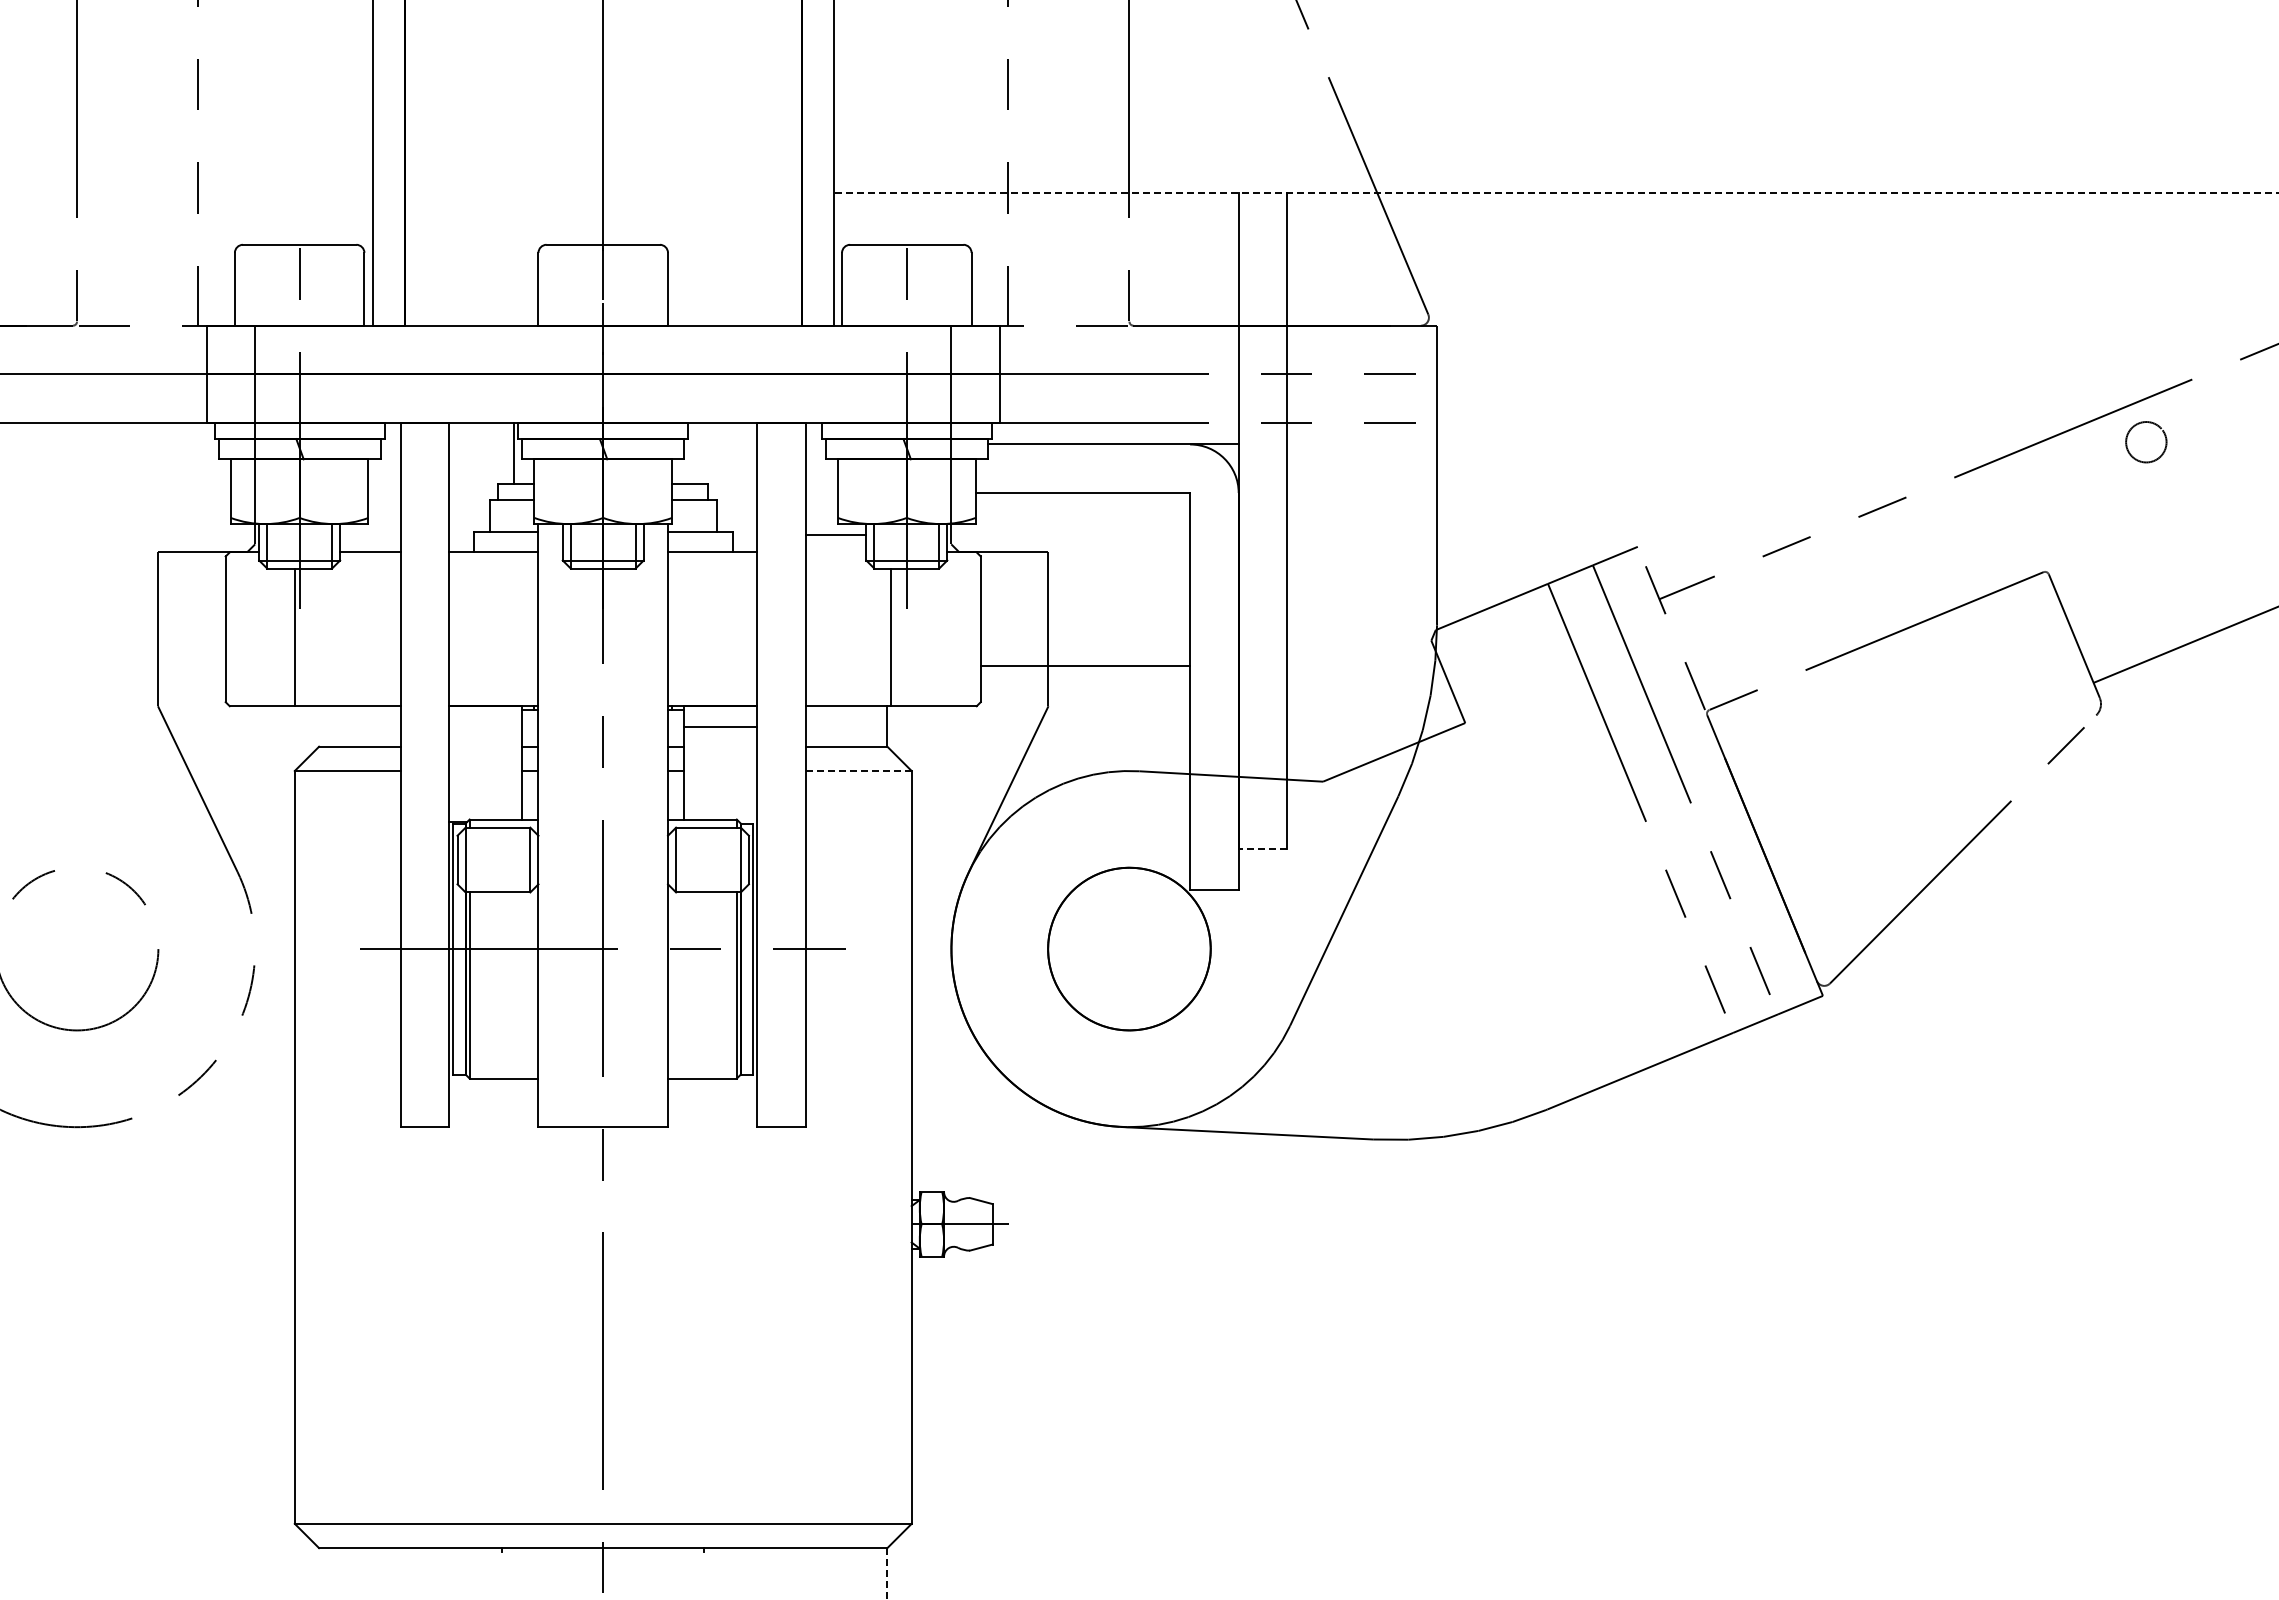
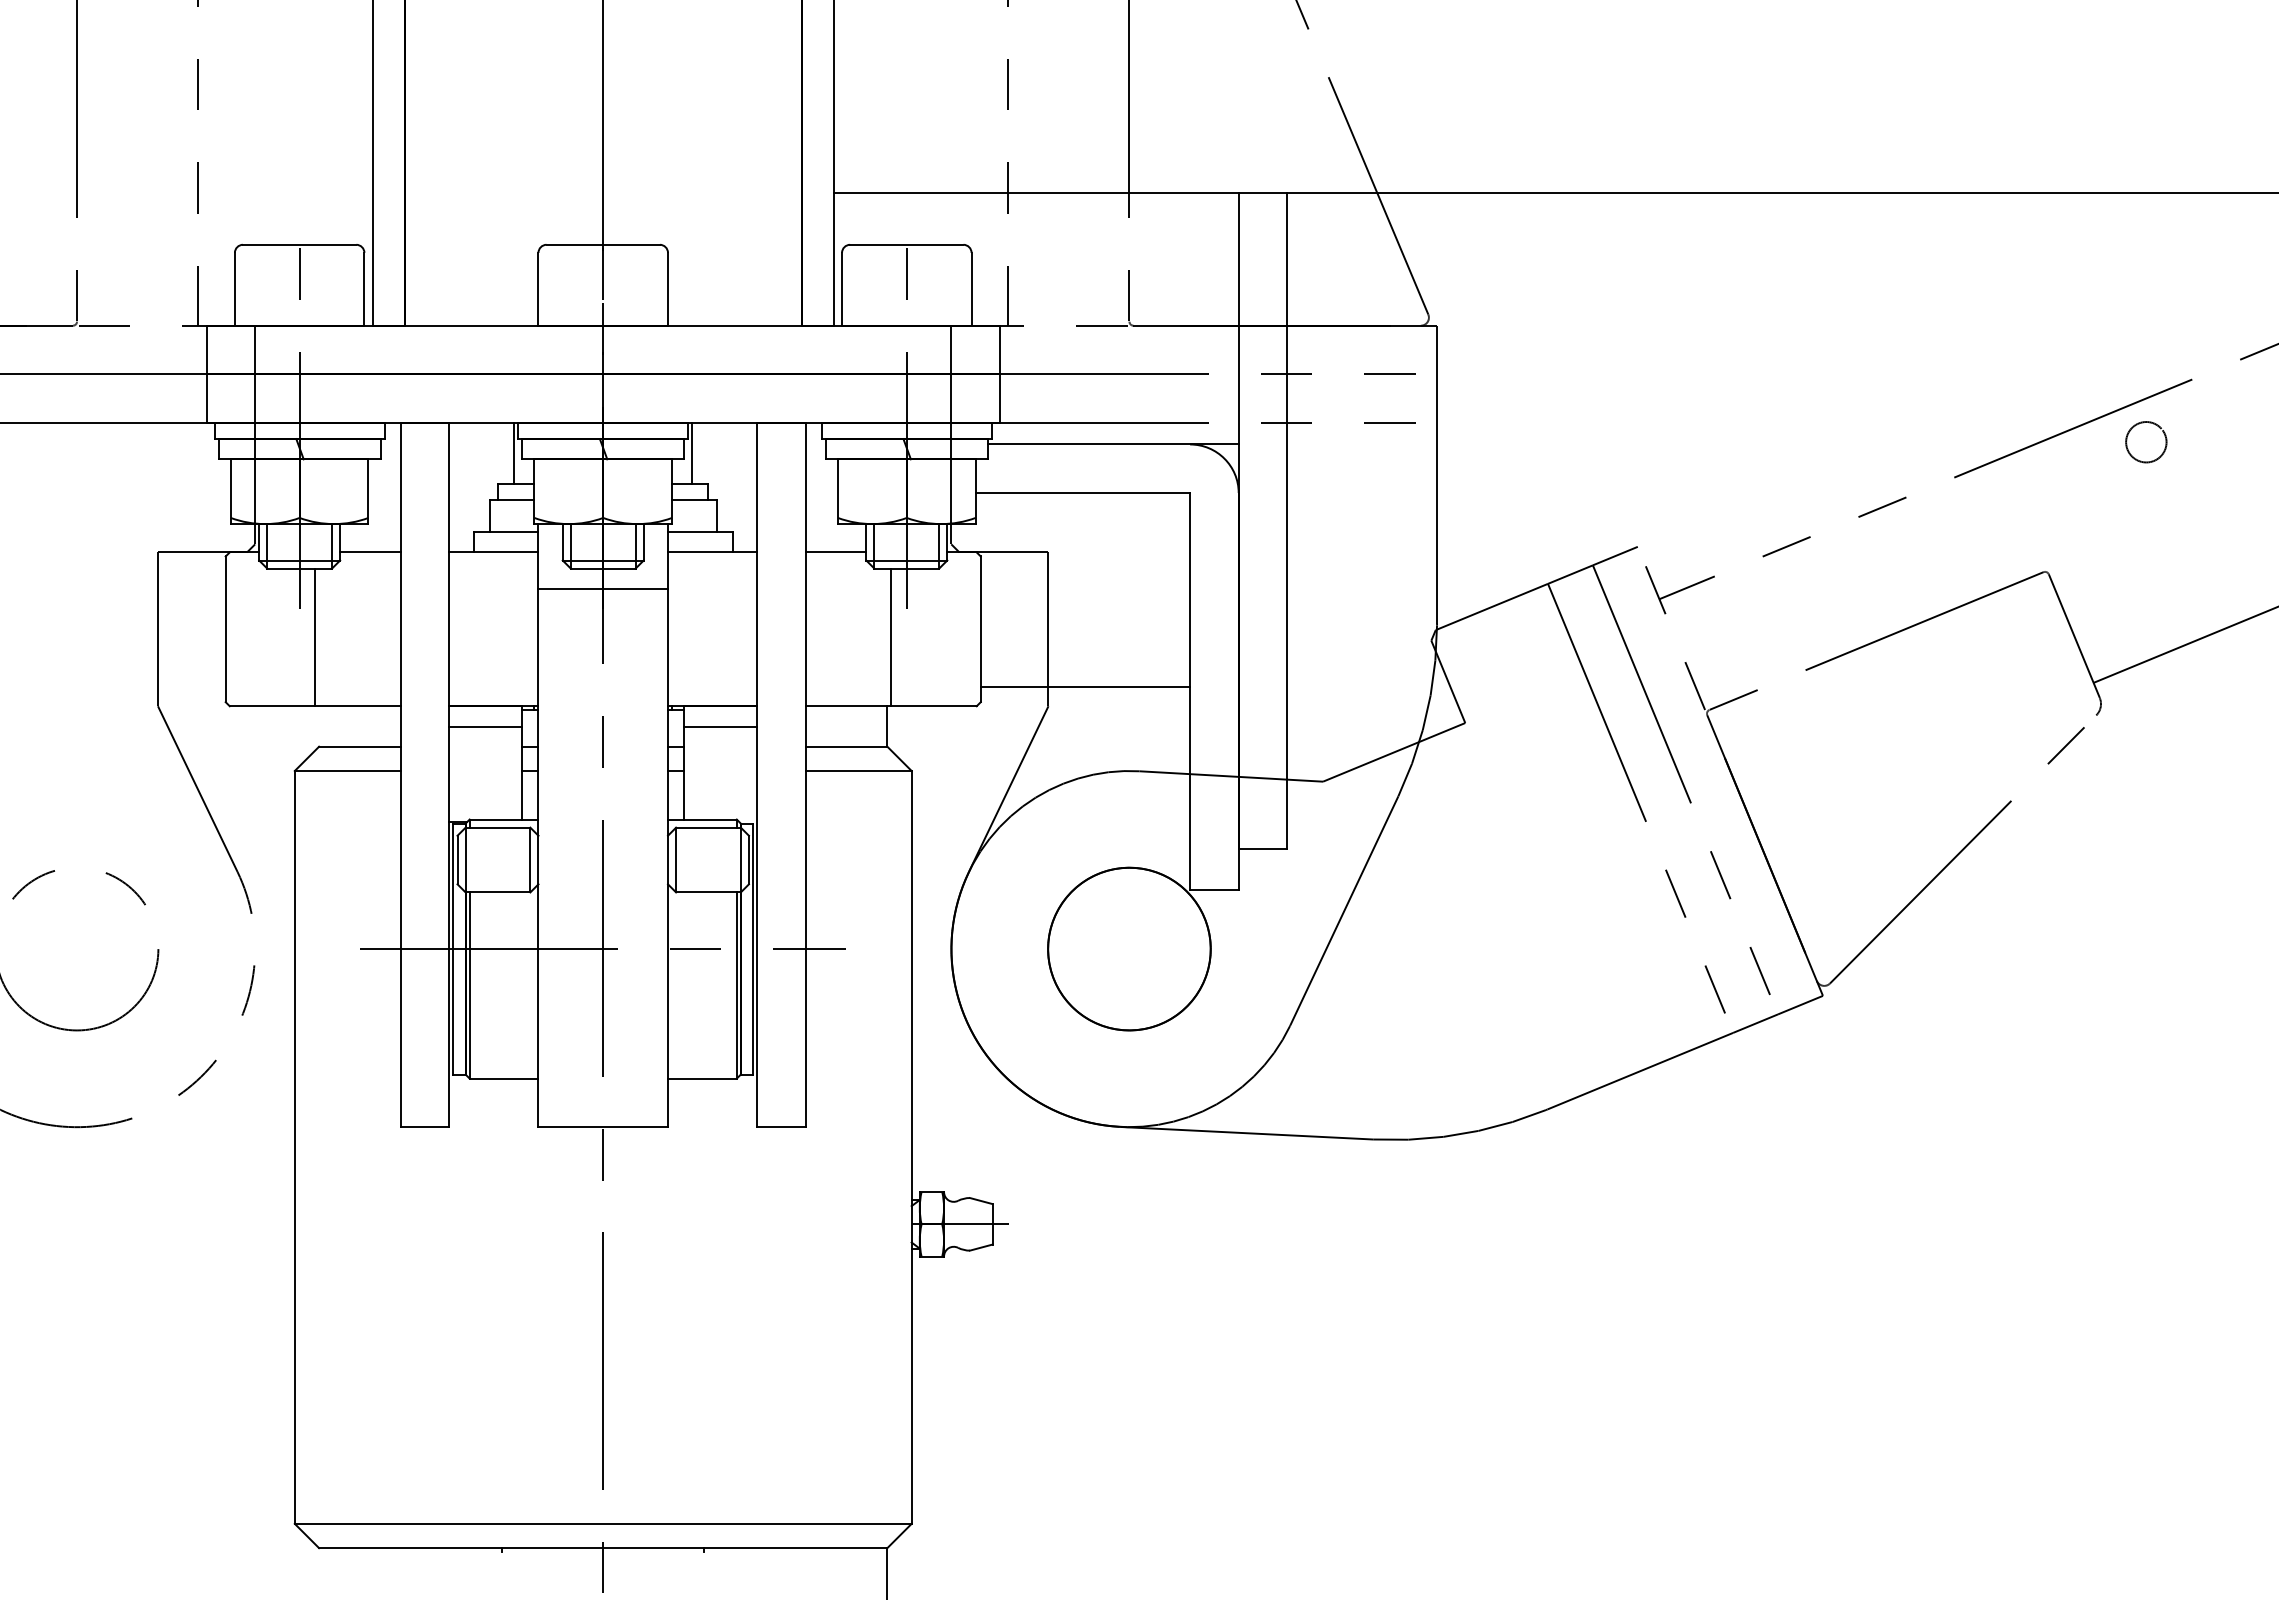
line: dashed -> solid (1555, 193)
line: none -> present (692, 452)
line position: (835, 535) -> (835, 552) (835, 552)
line: none -> present (603, 588)
line position: (295, 637) -> (315, 637) (315, 637)
line position: (1085, 666) -> (1085, 687) (1085, 687)
line: none -> present (485, 727)
line: dashed -> solid (859, 771)
line: dashed -> solid (1262, 849)
line: dashed -> solid (886, 1574)
